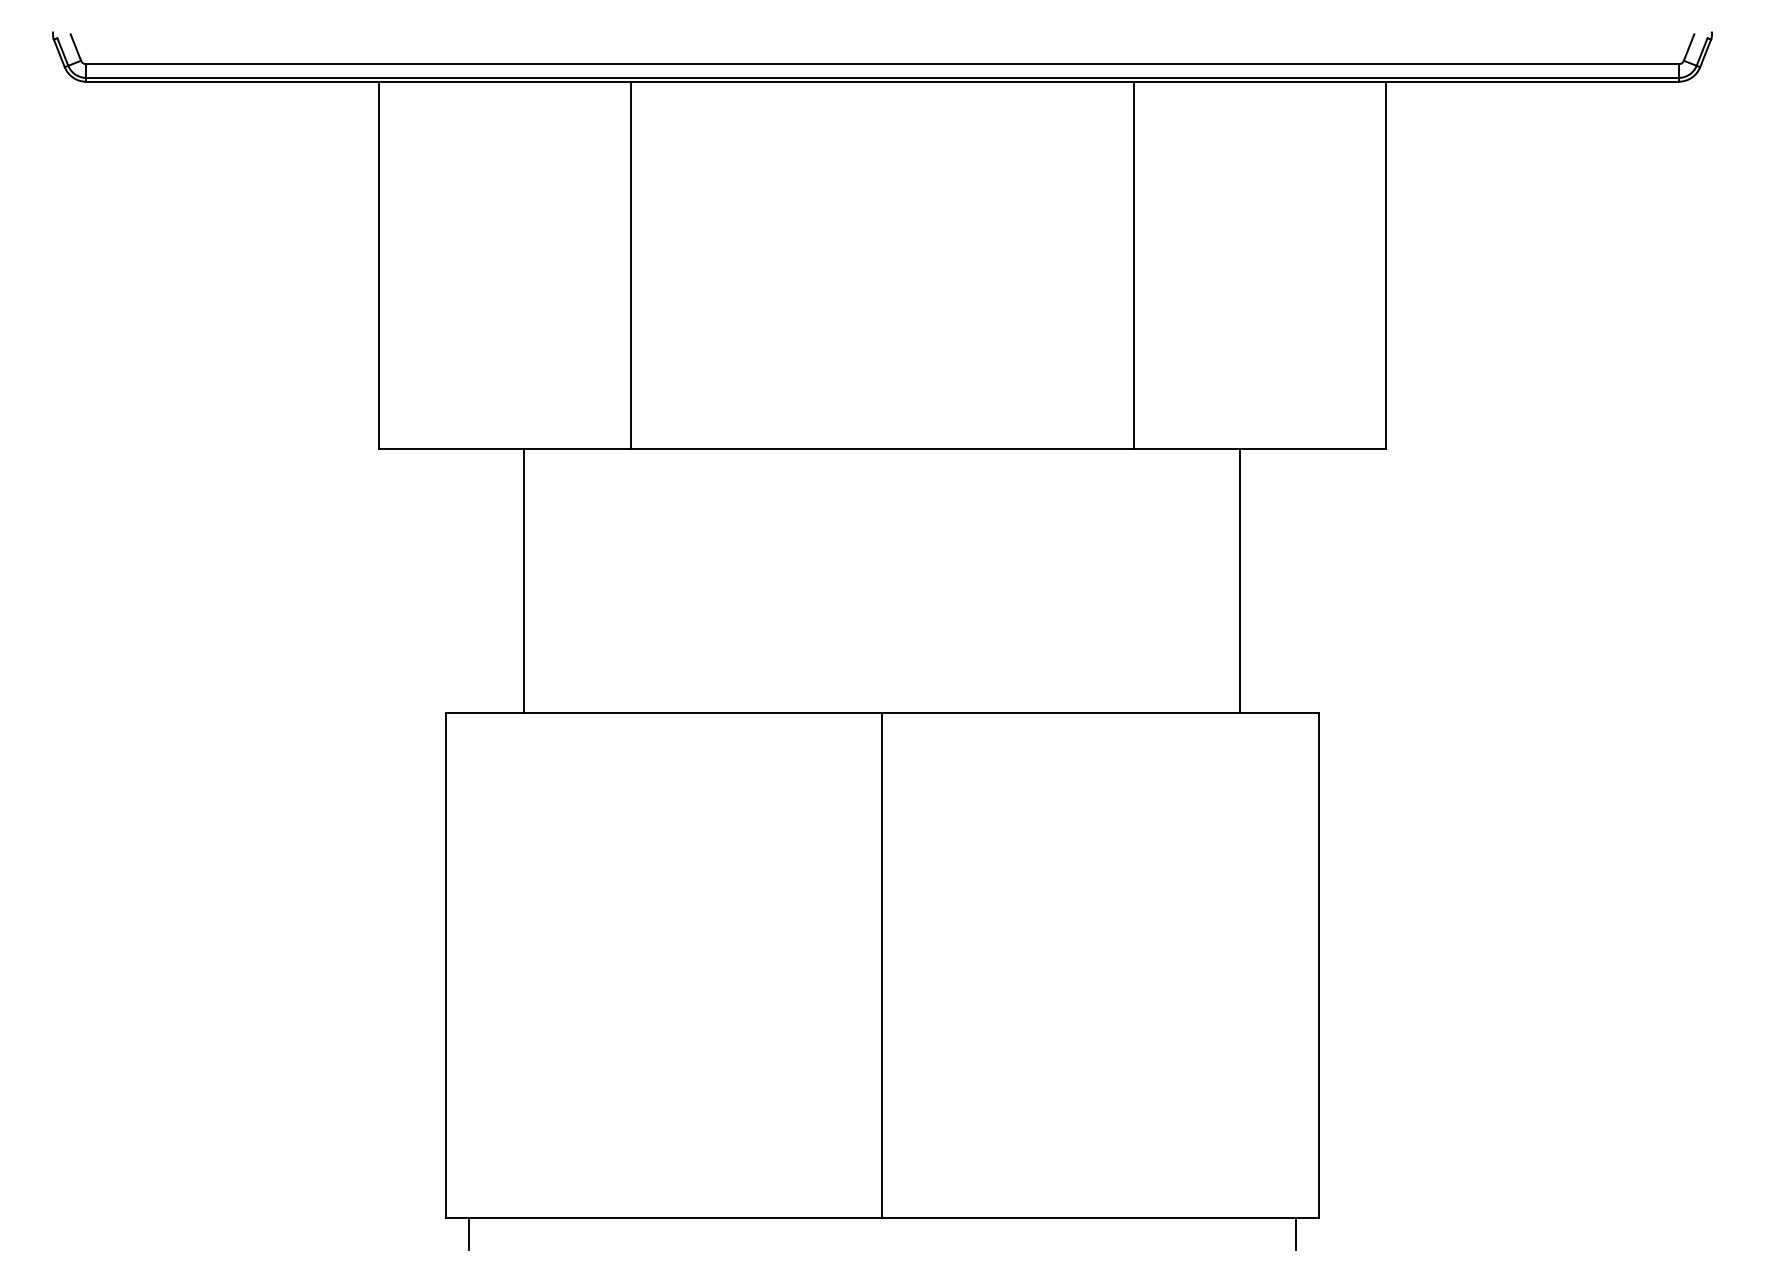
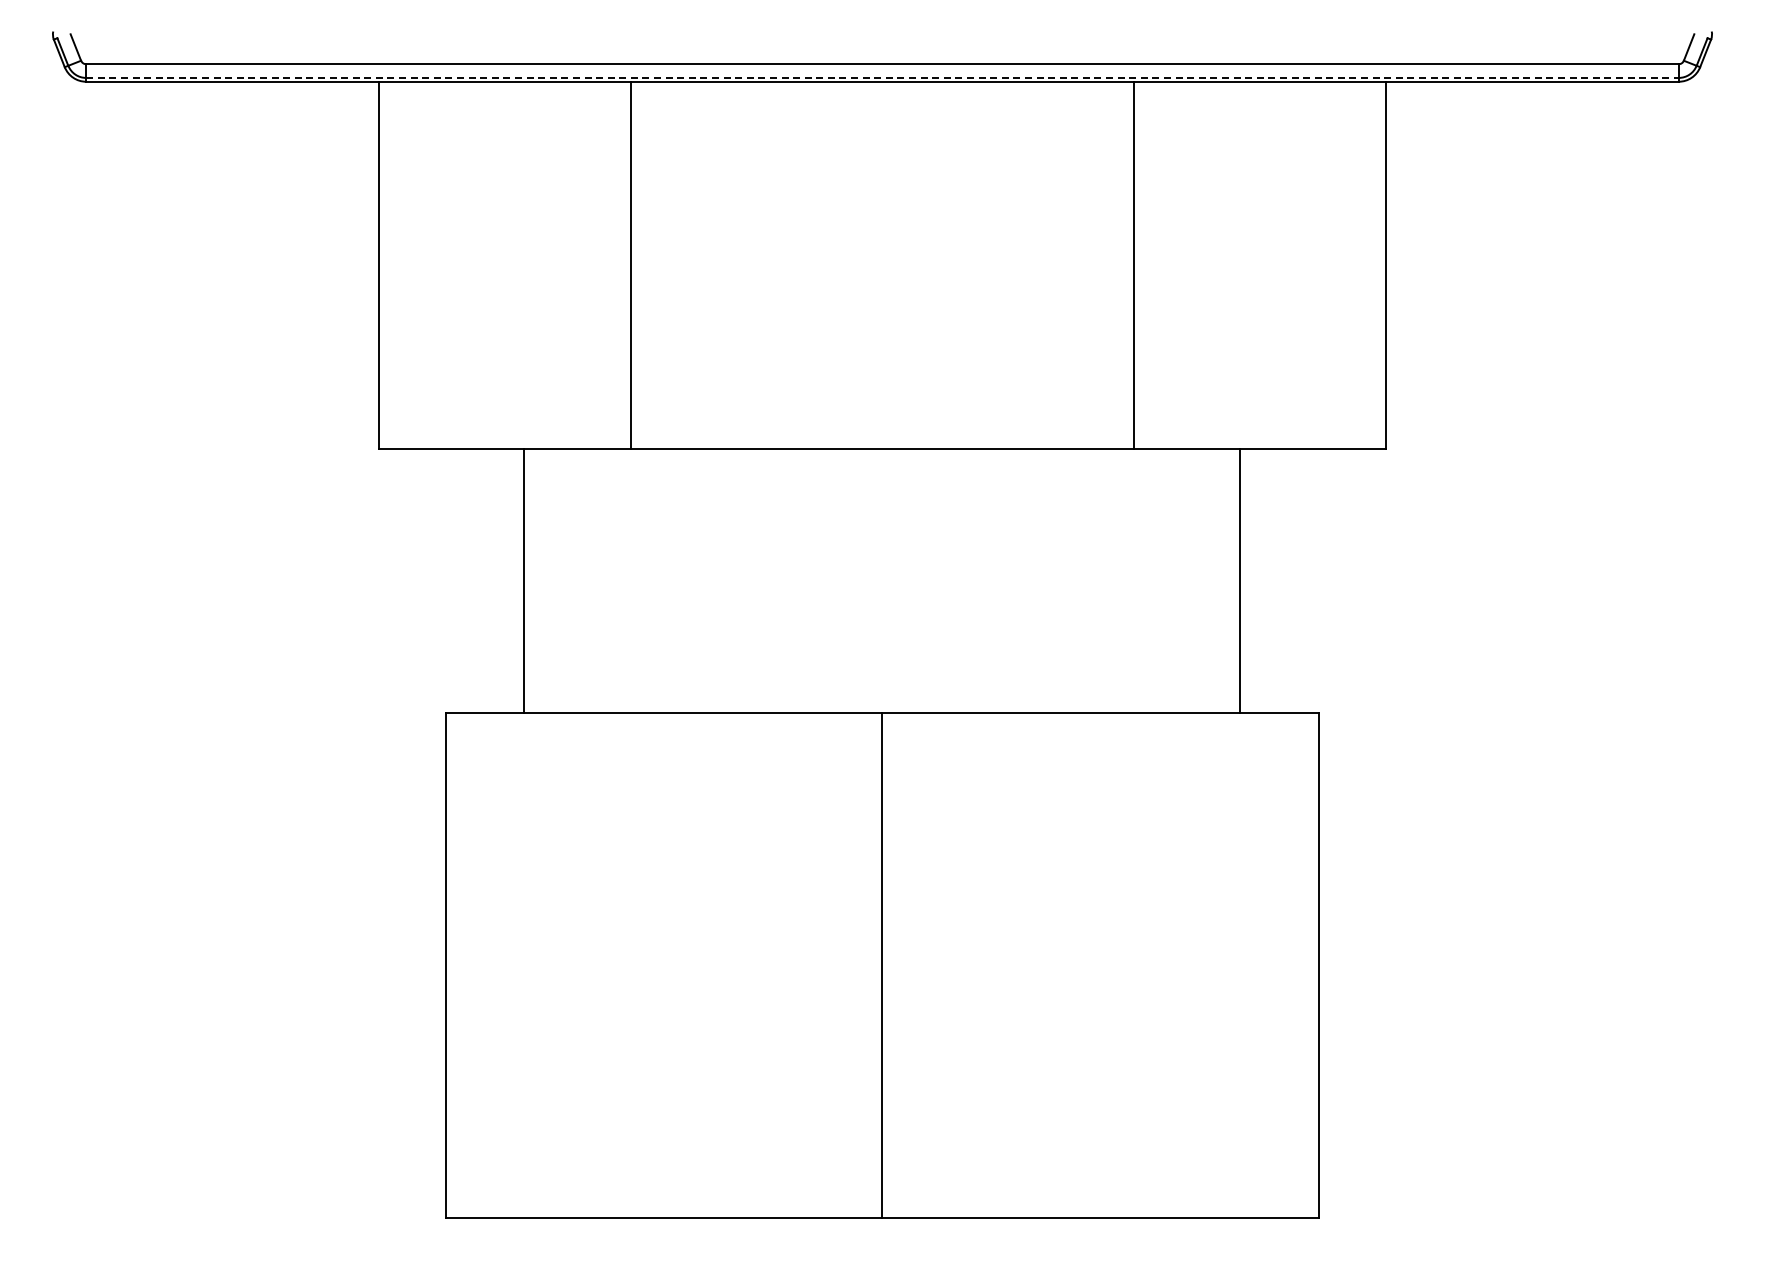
line: solid -> dashed (883, 77)
line: present -> none (469, 1233)
line: present -> none (1295, 1233)
